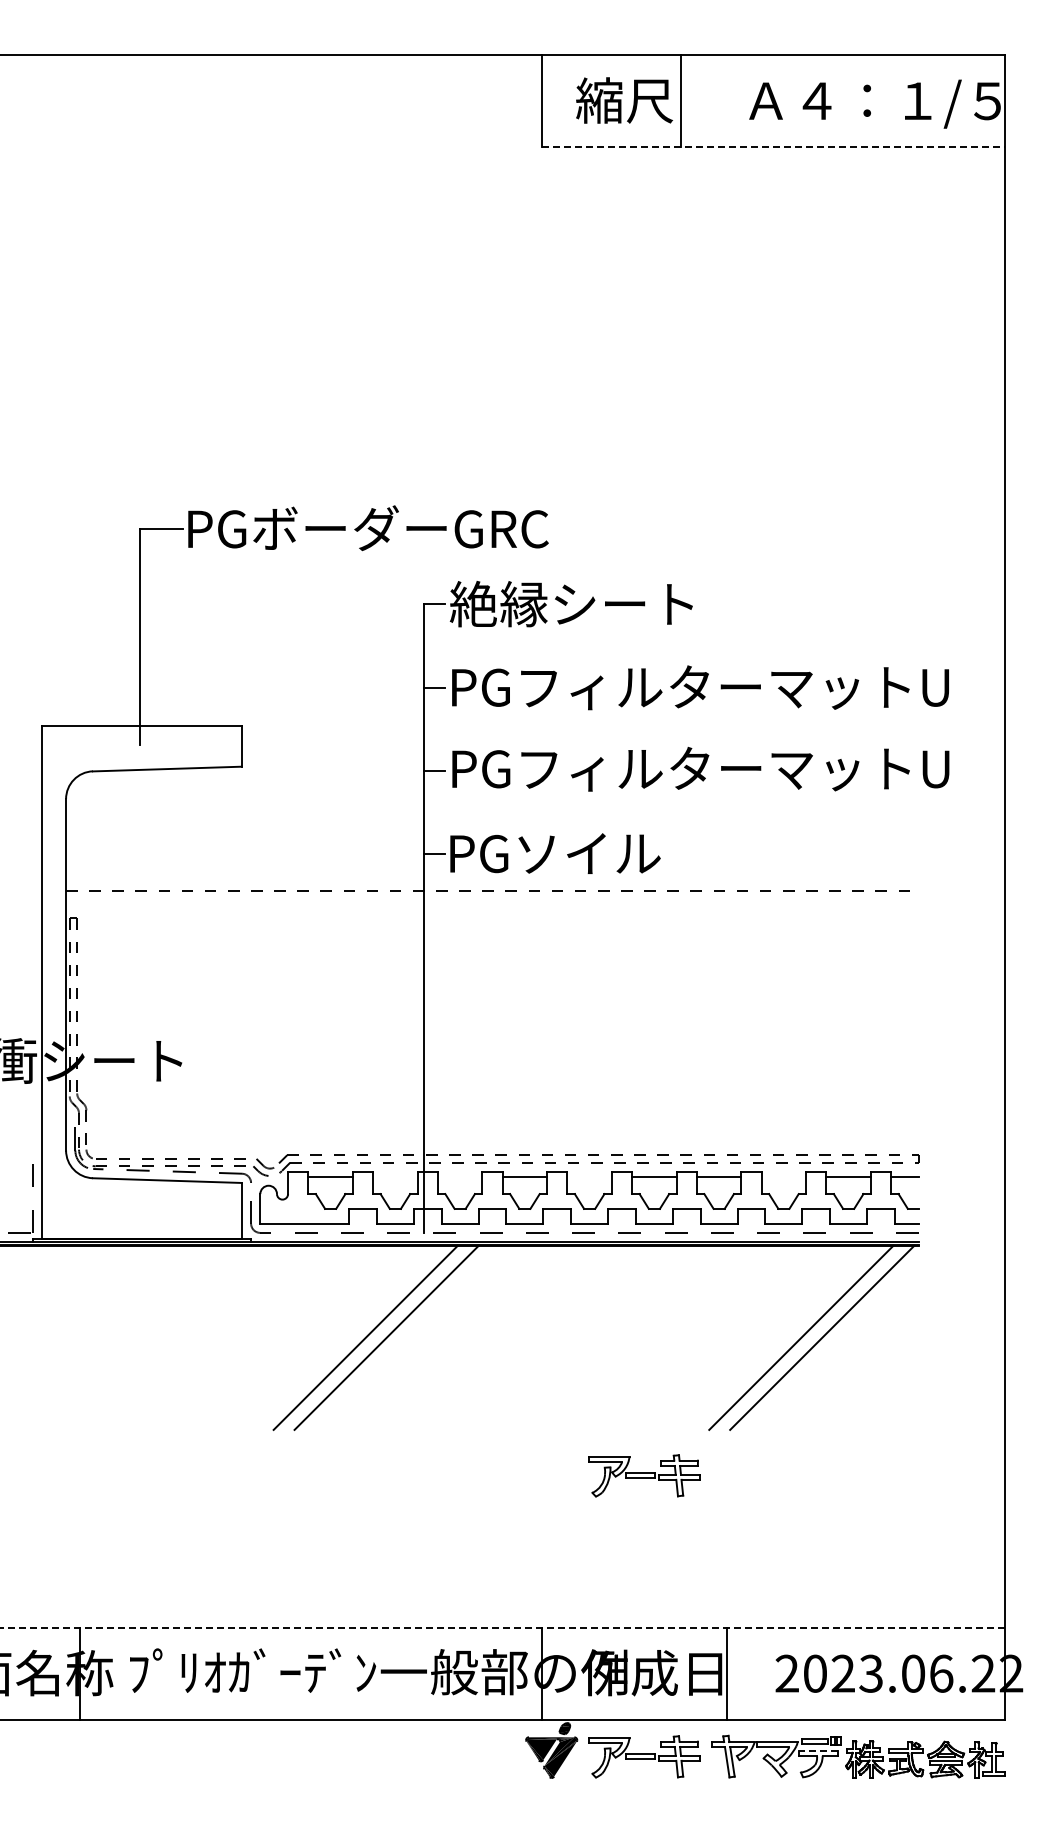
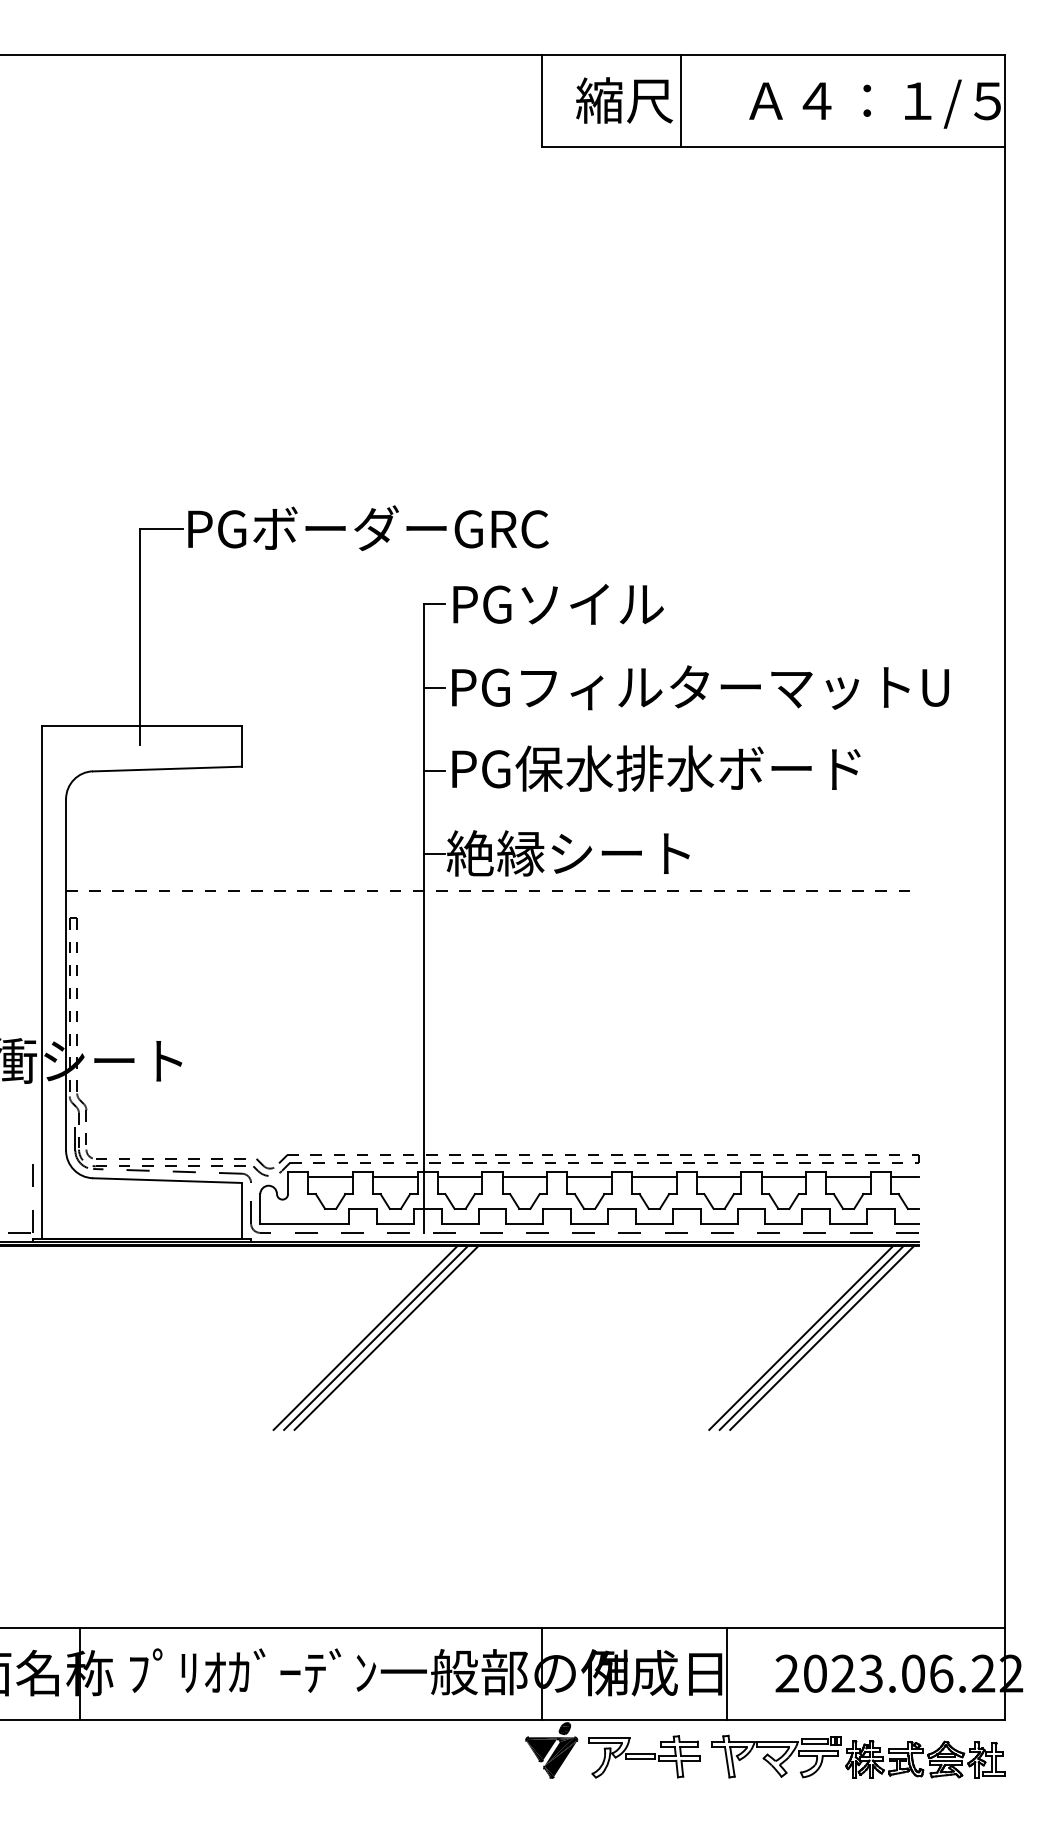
line: dashed -> solid (773, 147)
text: 絶縁シート -> PGソイル (570, 603)
text: PGフィルターマットU -> PG保水排水ボード (732, 768)
text: PGソイル -> 絶縁シート (567, 853)
line: none -> present (395, 1177)
line: none -> present (459, 1177)
line: none -> present (589, 1177)
line: none -> present (783, 1177)
line: none -> present (376, 1337)
line: none -> present (811, 1337)
part: present -> none (644, 1475)
line: dashed -> solid (502, 1627)
line: dashed -> solid (817, 1750)
